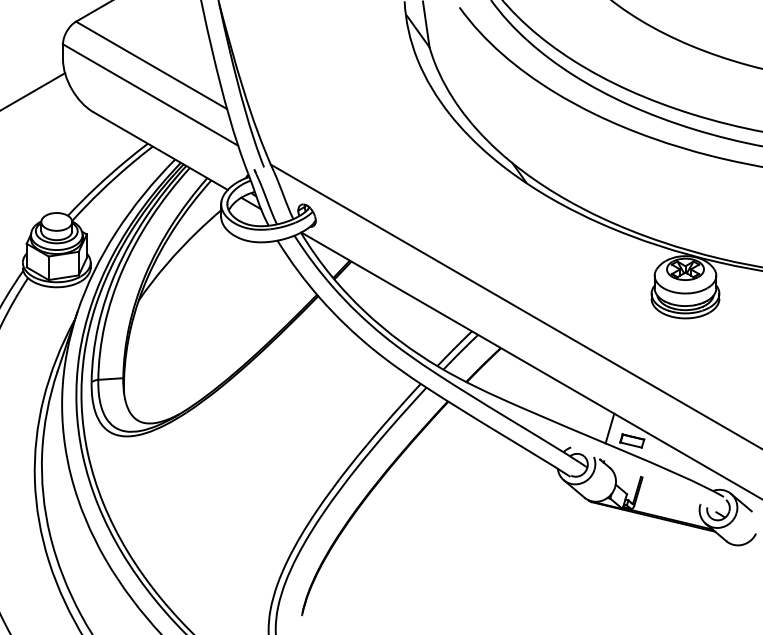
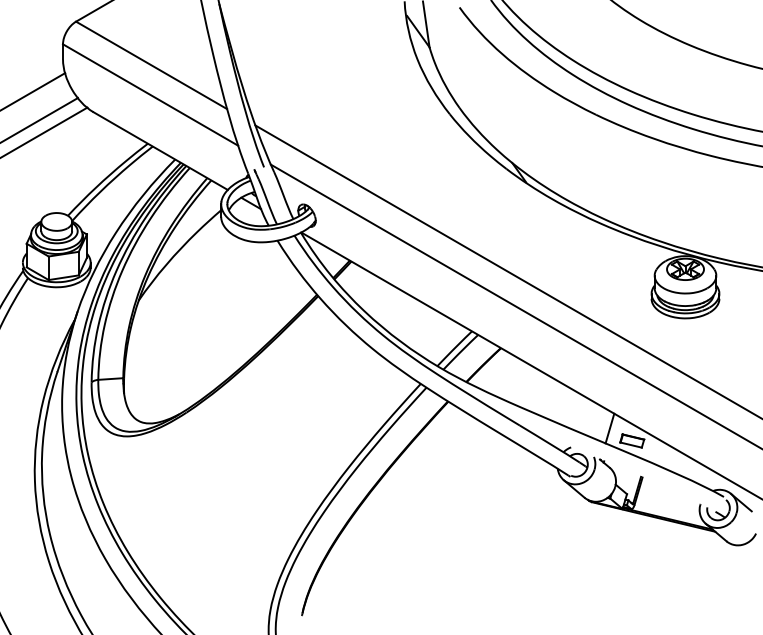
line: none -> present (40, 119)
line: none -> present (44, 131)
line: none -> present (507, 271)
